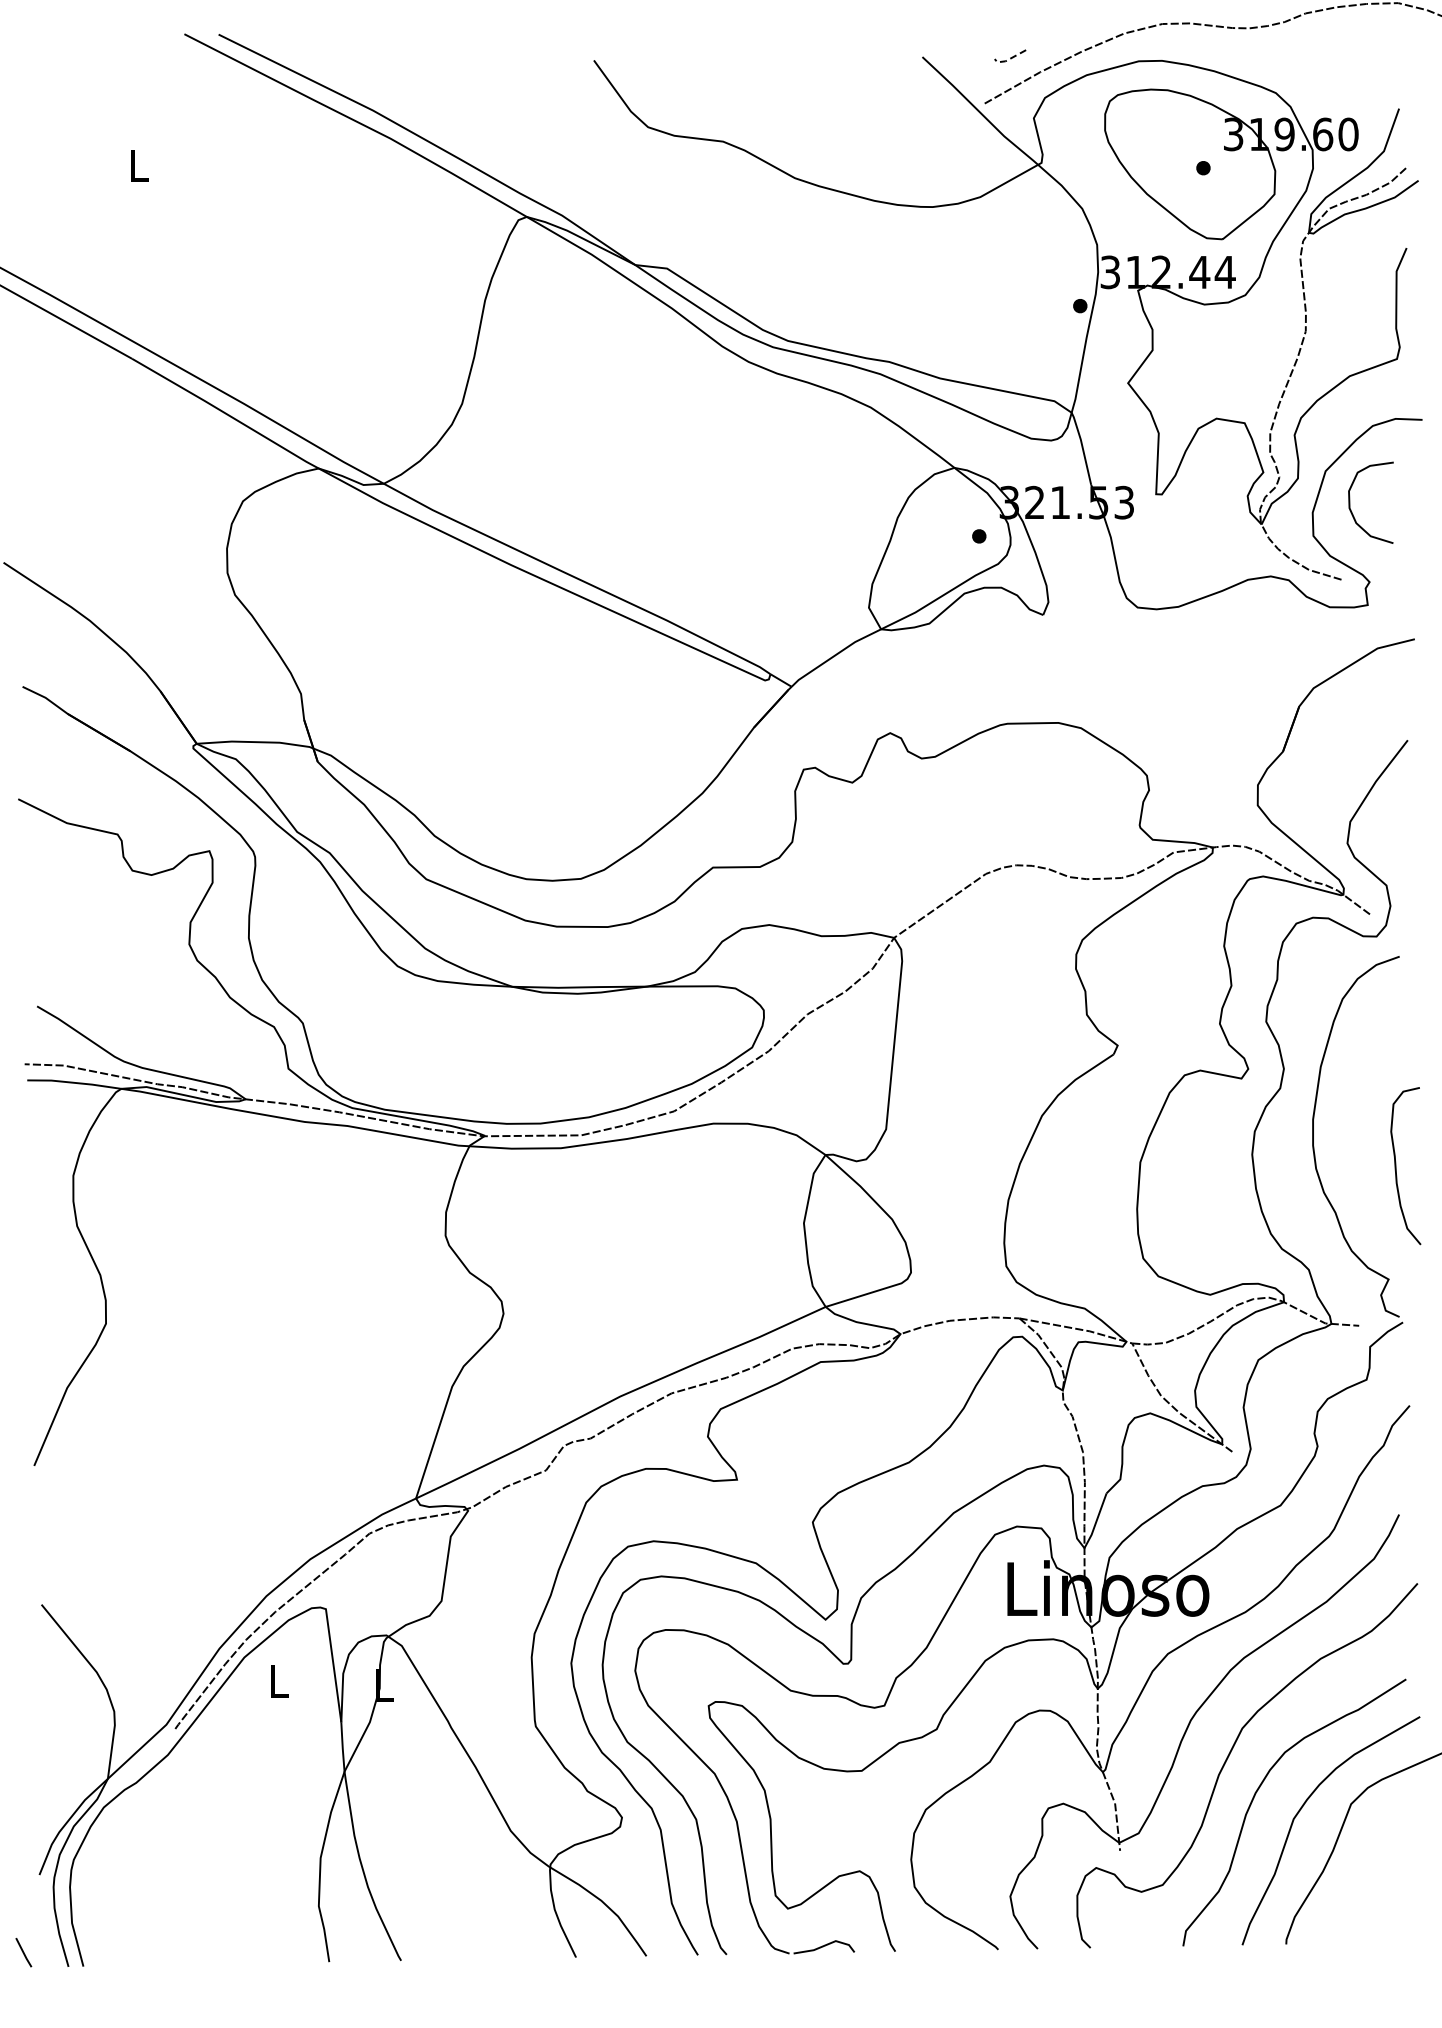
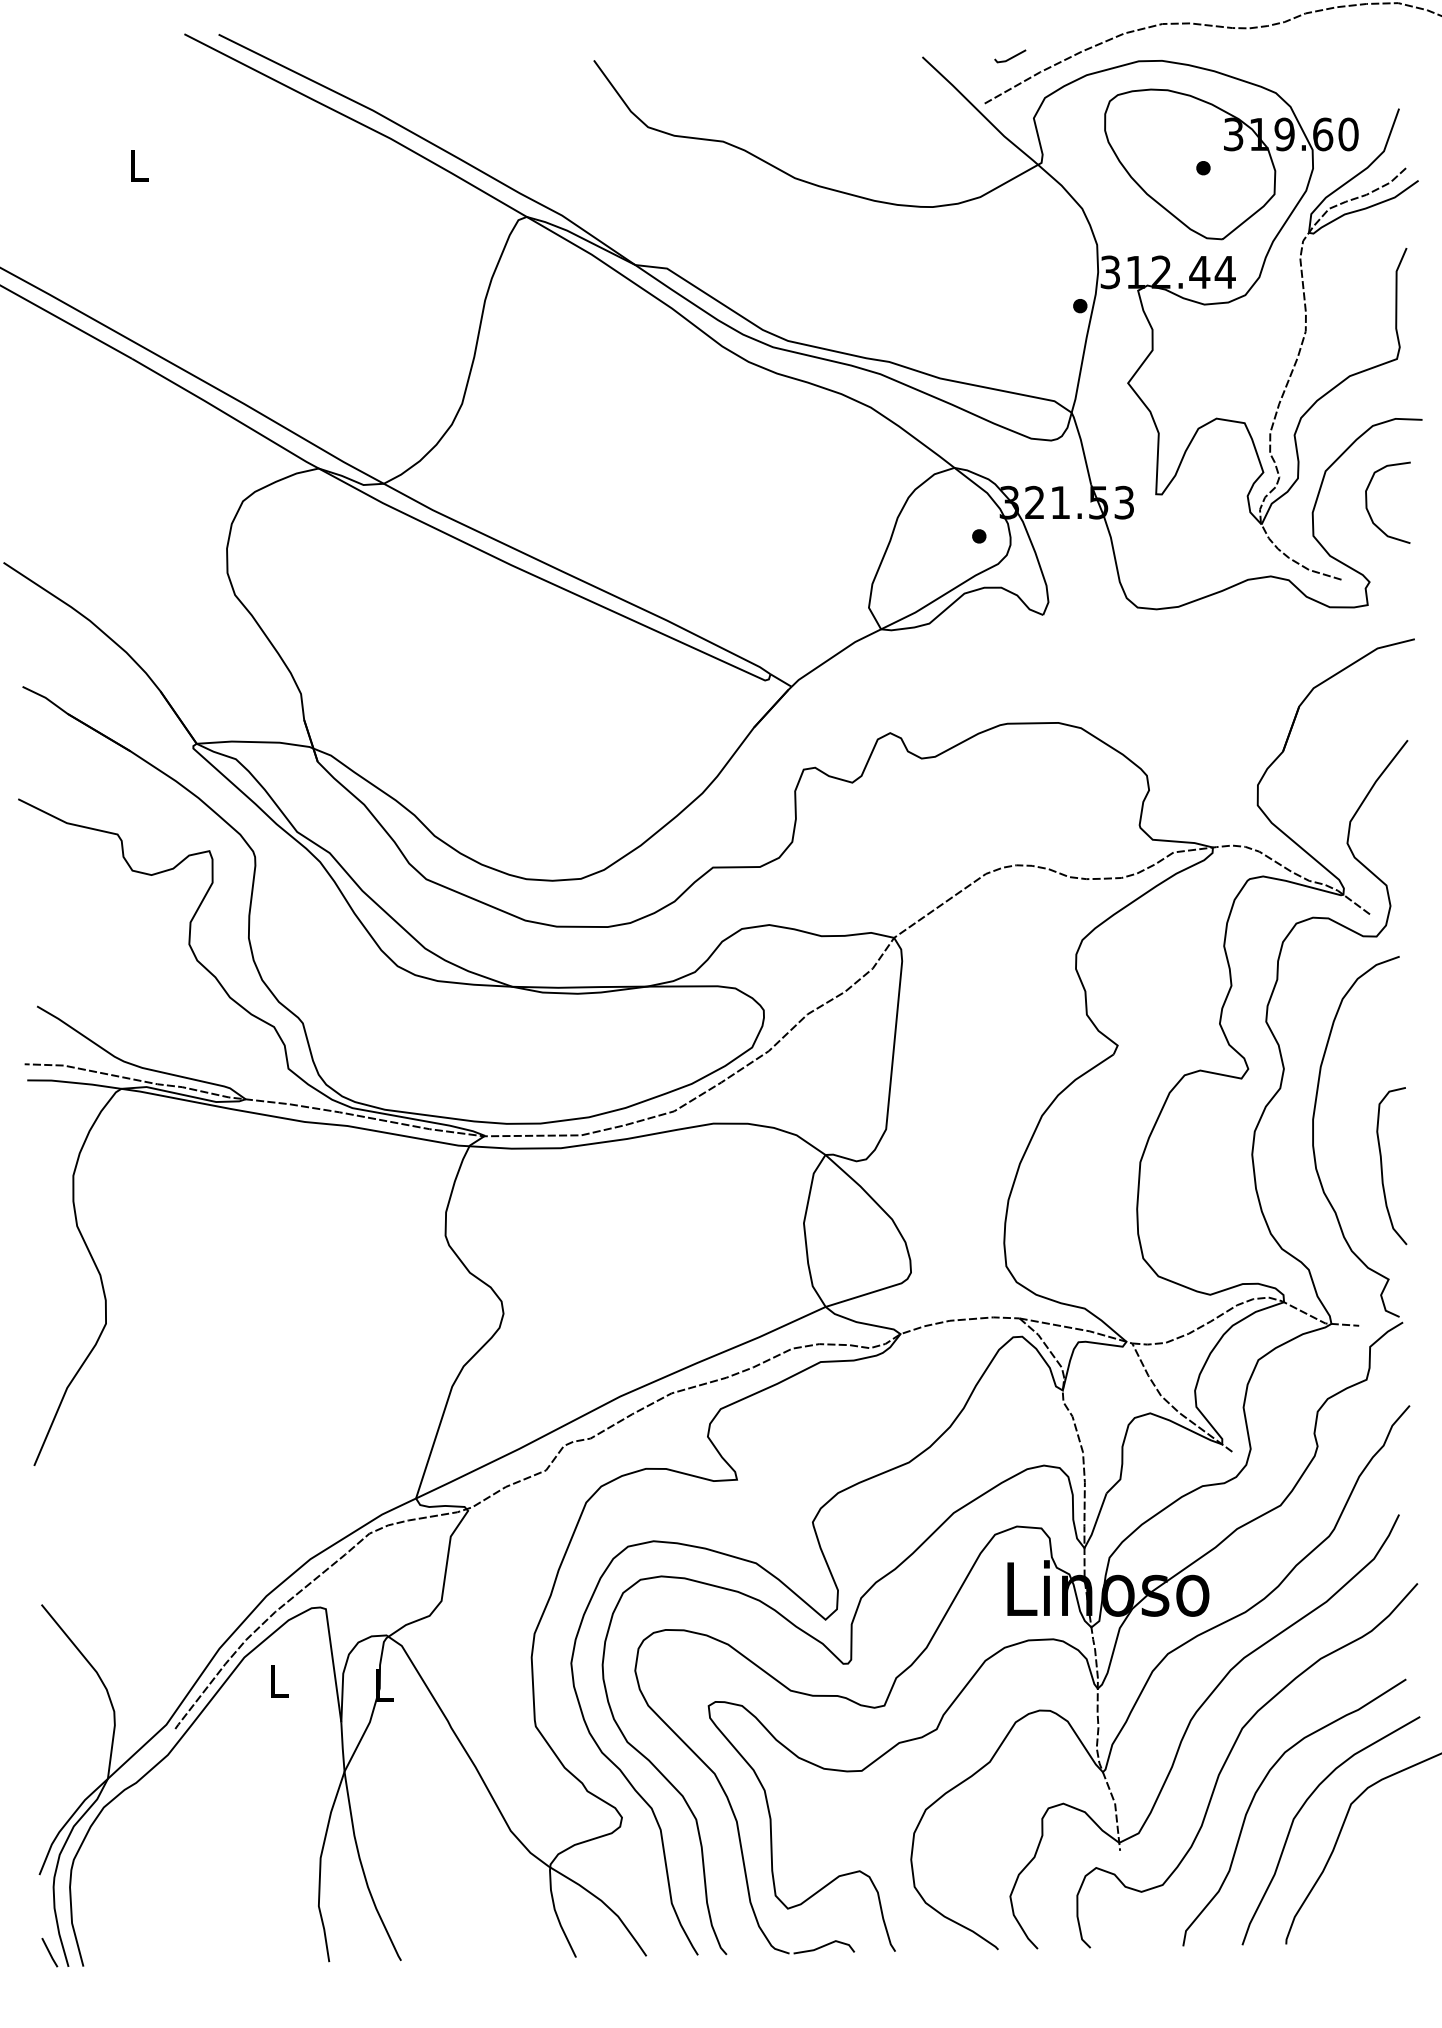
line: dashed -> solid (1009, 59)
curve position: (1350, 502) -> (1367, 502) (1367, 502)
curve position: (1396, 1166) -> (1382, 1166) (1382, 1166)
line position: (23, 1952) -> (49, 1952) (49, 1952)
